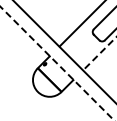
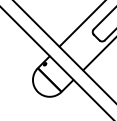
line: dashed -> solid (99, 53)
line: dashed -> solid (57, 63)
